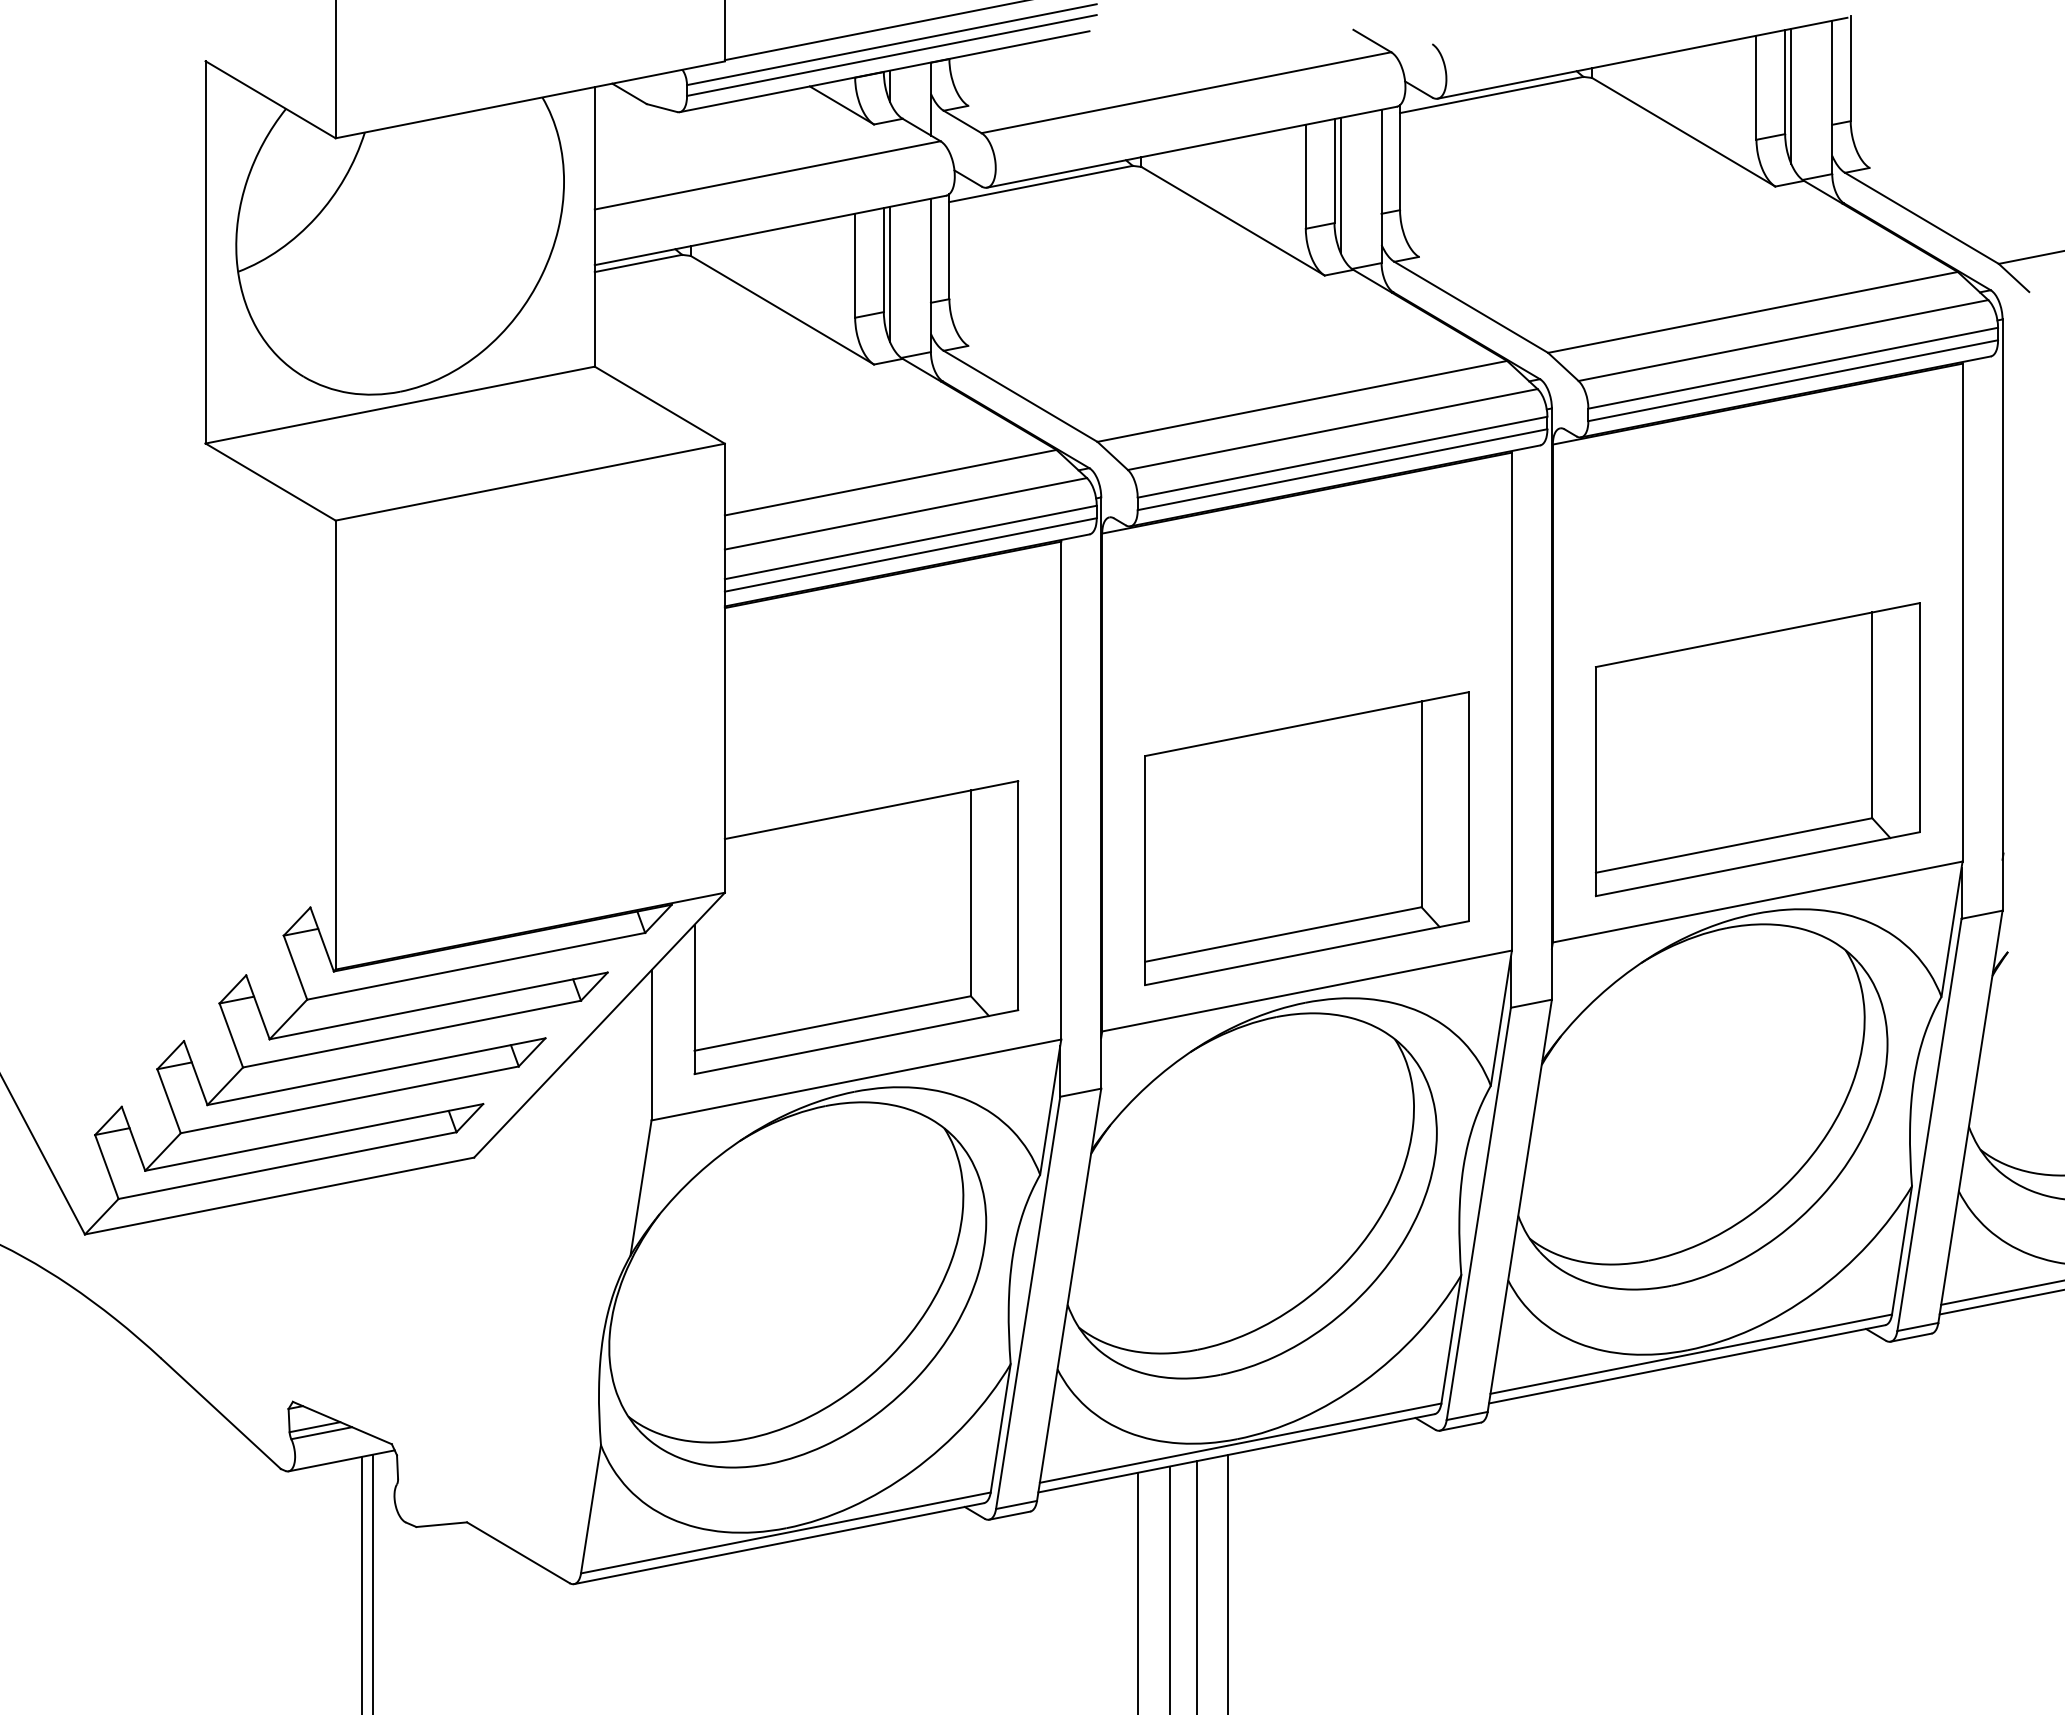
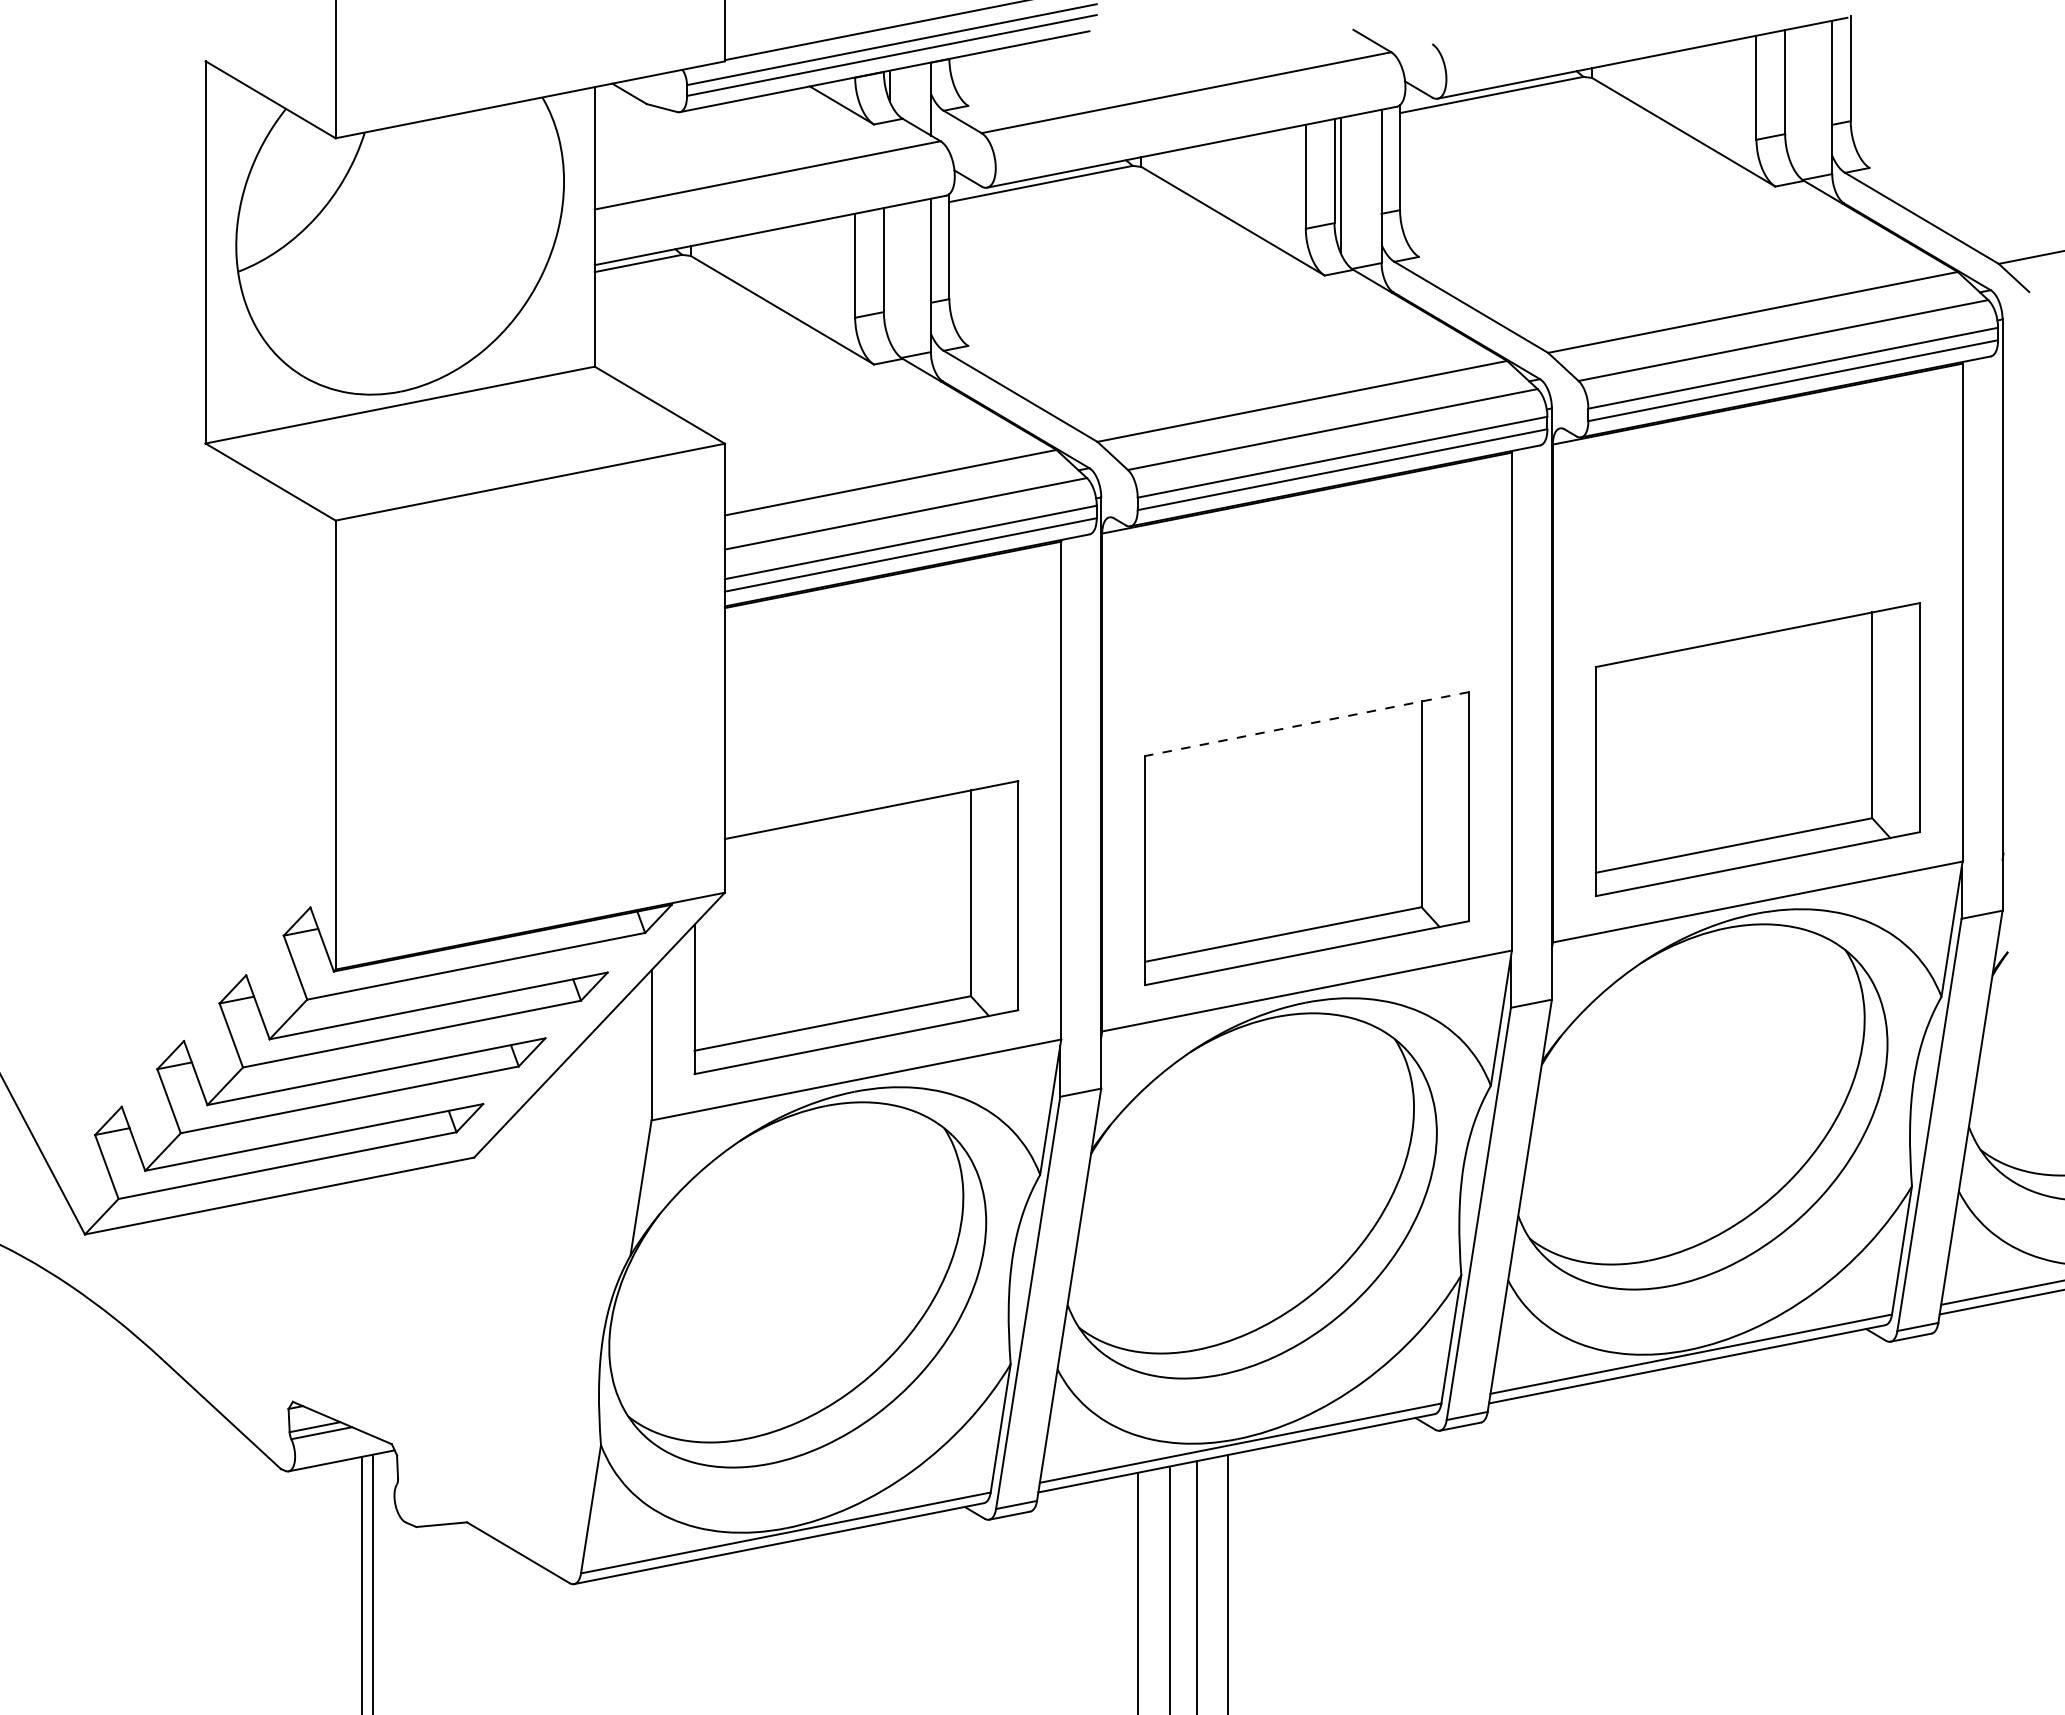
line: present -> none (1791, 95)
line: present -> none (889, 273)
line: solid -> dashed (1307, 724)
